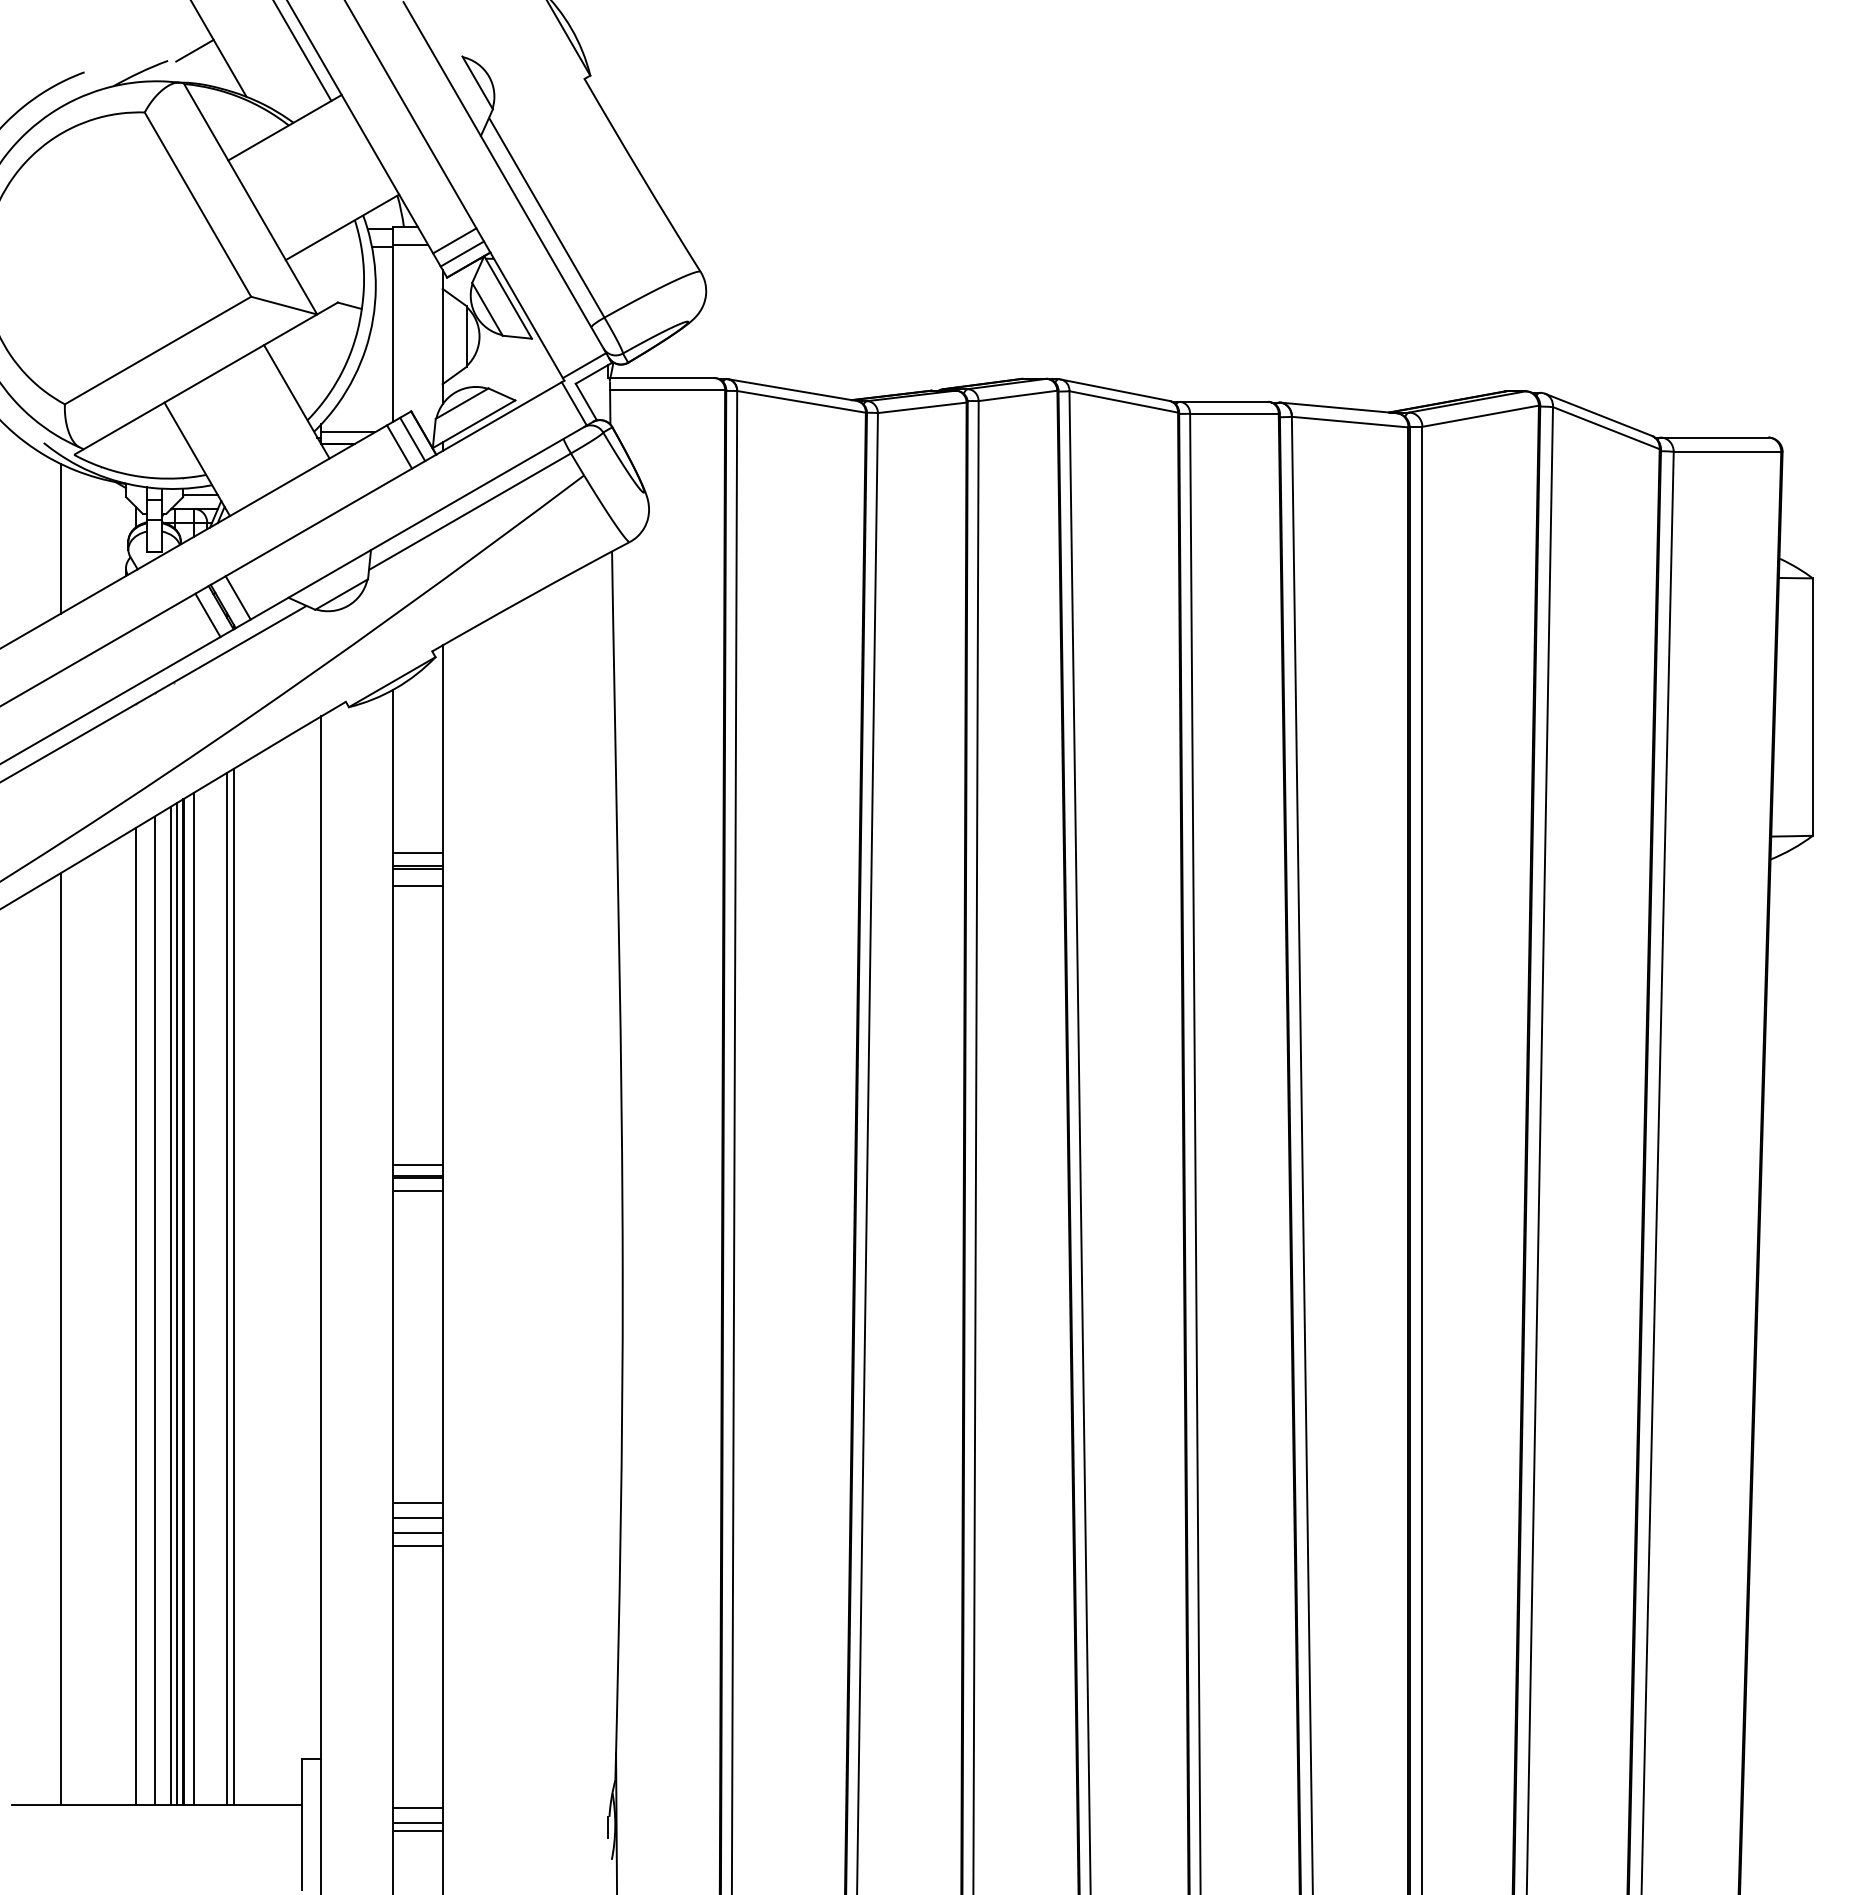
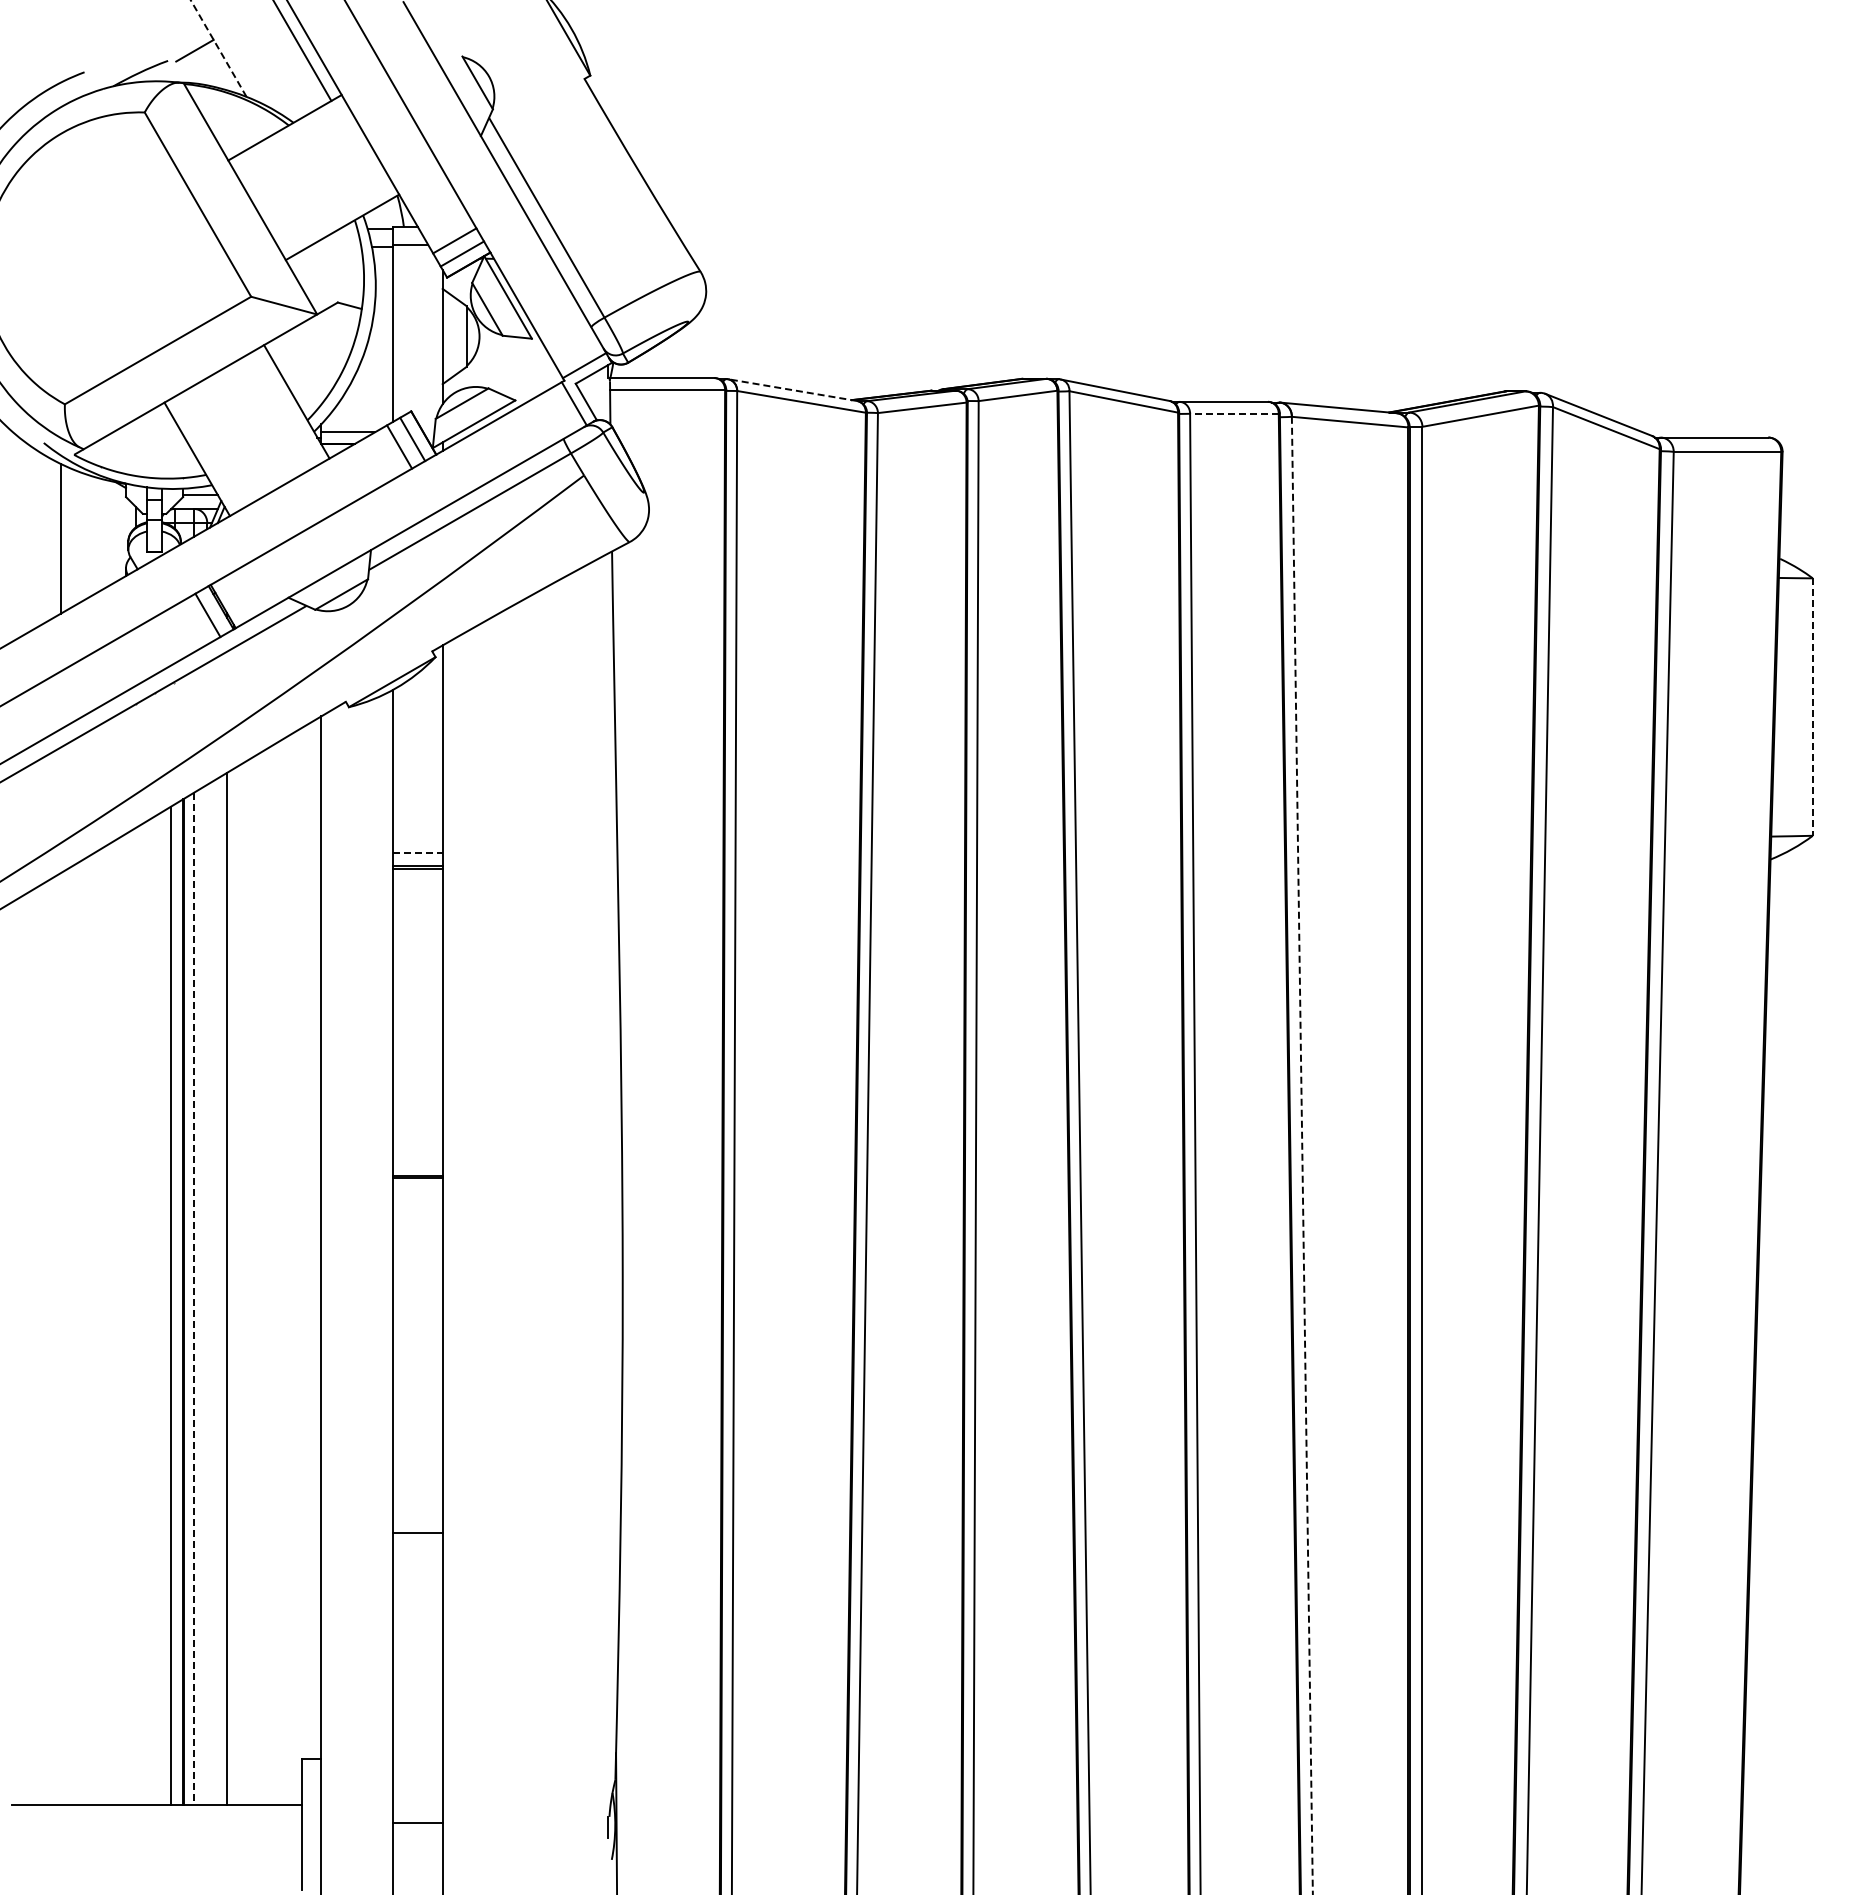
line: solid -> dashed (218, 48)
line: solid -> dashed (792, 390)
line: solid -> dashed (1233, 413)
line: present -> none (237, 597)
line: solid -> dashed (1812, 707)
line: solid -> dashed (418, 853)
line: present -> none (417, 886)
line: solid -> dashed (1302, 1155)
line: present -> none (417, 1164)
line: present -> none (417, 1190)
line: present -> none (233, 1286)
line: solid -> dashed (193, 1299)
line: present -> none (176, 1304)
line: present -> none (154, 1310)
line: present -> none (135, 1316)
line: present -> none (60, 1339)
line: present -> none (417, 1502)
line: present -> none (417, 1518)
line: present -> none (417, 1545)
line: present -> none (417, 1807)
line: present -> none (417, 1830)
